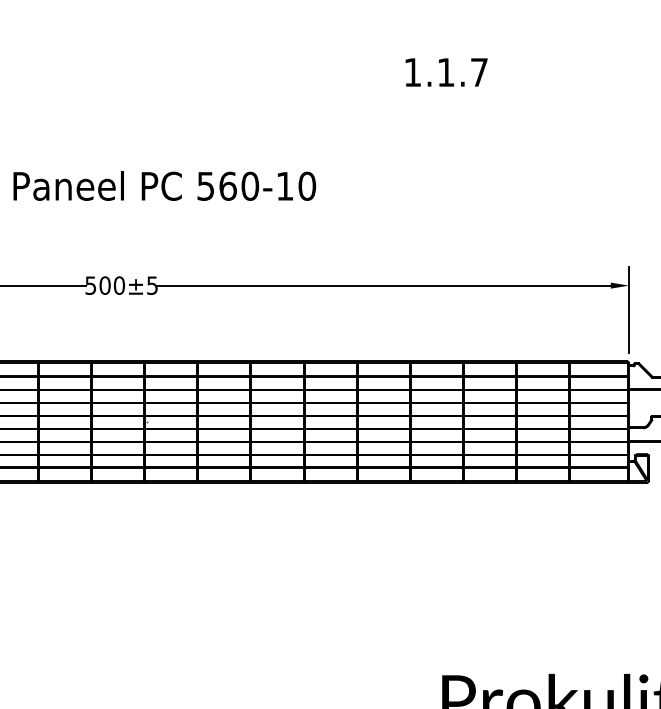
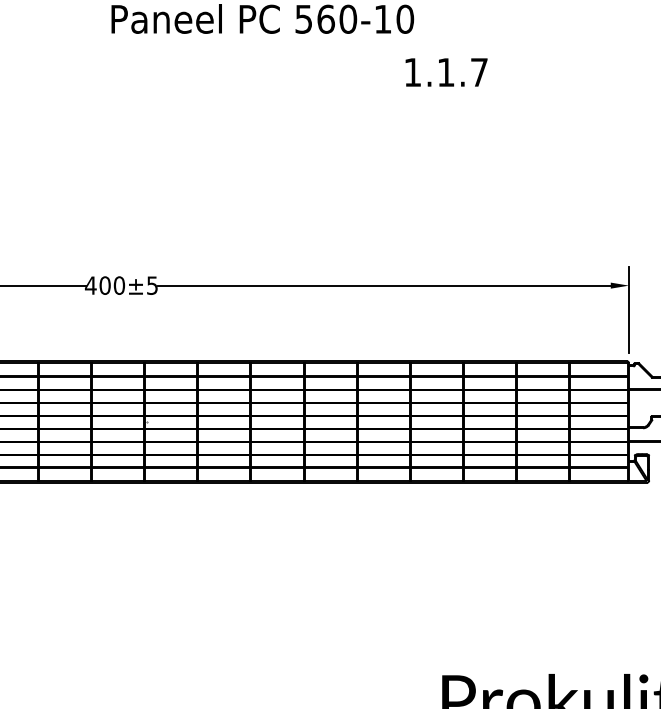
text position: (164, 185) -> (262, 18) (262, 18)
text: 500±5 -> 400±5 (90, 285)
